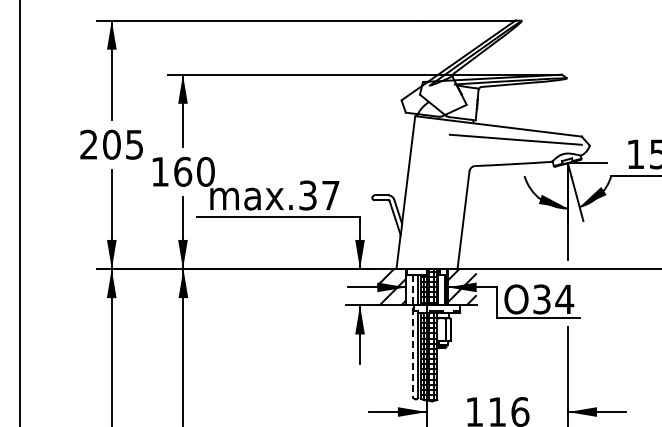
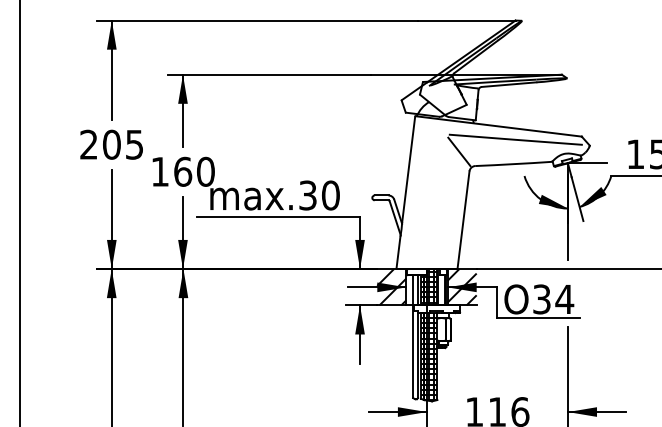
line: none -> present (459, 151)
text: max.37 -> max.30 (330, 195)
line: dashed -> solid (413, 336)
